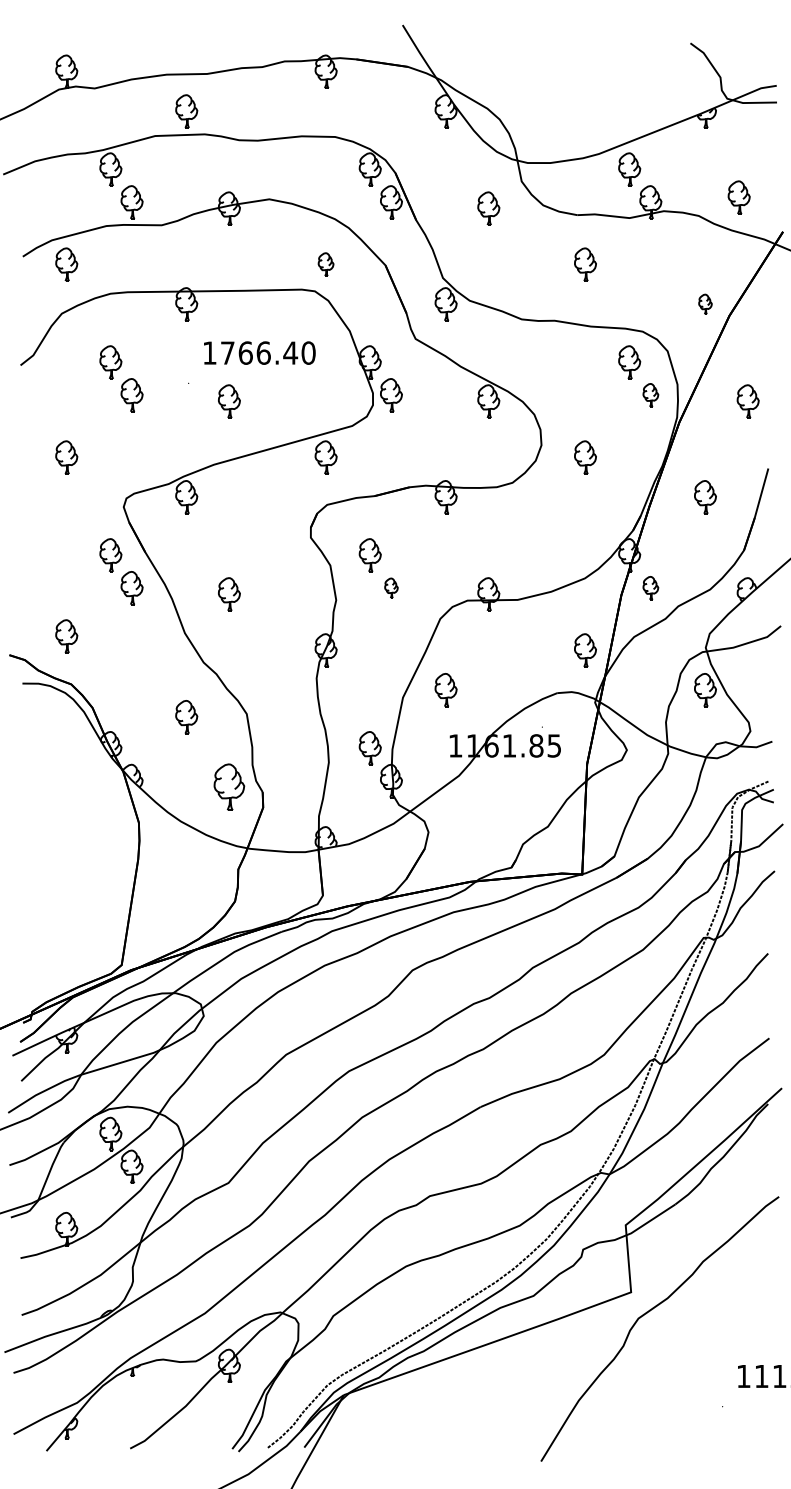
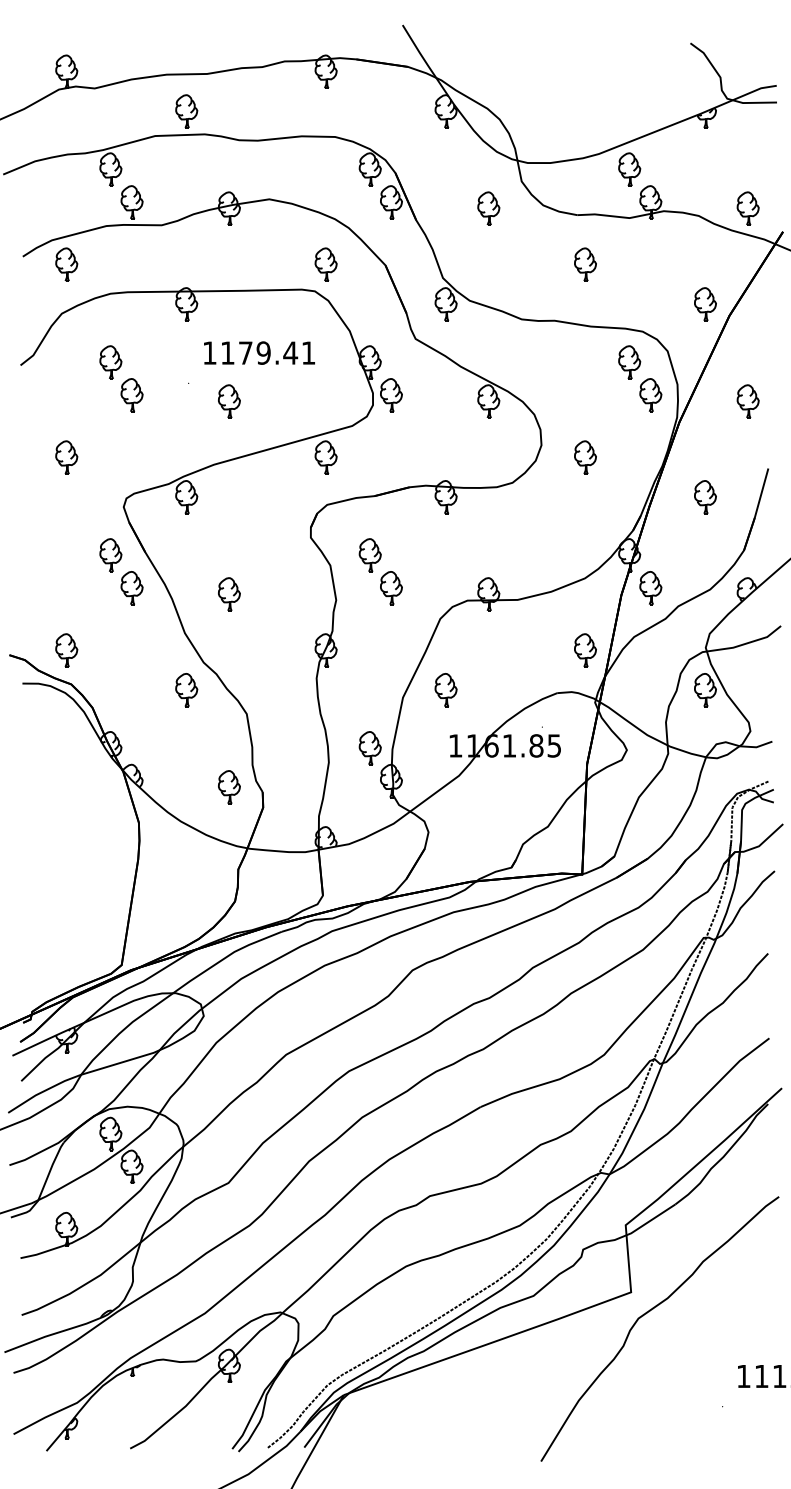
part position: (738, 197) -> (747, 208) (747, 208)
part size: 18x25 px -> 24x35 px (325, 264)
part size: 15x22 px -> 23x35 px (705, 304)
text: 1766.40 -> 1179.41 (268, 352)
part size: 18x25 px -> 24x35 px (650, 395)
part size: 15x22 px -> 23x35 px (391, 588)
part size: 18x25 px -> 24x35 px (650, 588)
part position: (66, 636) -> (66, 650) (66, 650)
part position: (186, 717) -> (186, 690) (186, 690)
part size: 33x48 px -> 23x35 px (229, 787)
